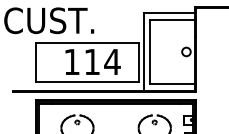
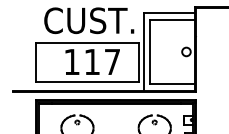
text position: (49, 20) -> (89, 20) (89, 20)
text: 114 -> 117 (112, 61)
